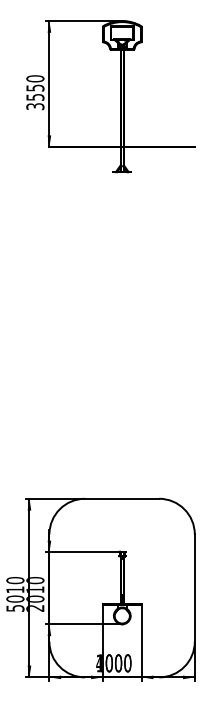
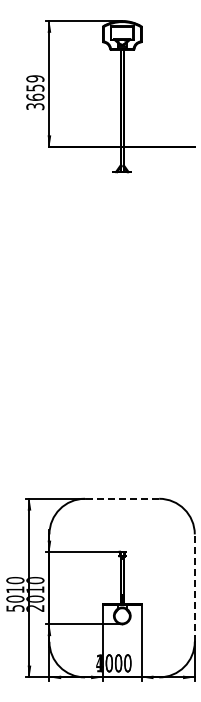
text: 3550 -> 3659 (35, 87)
line: solid -> dashed (121, 498)
line: solid -> dashed (194, 588)
